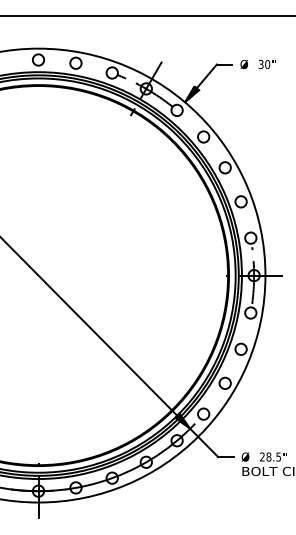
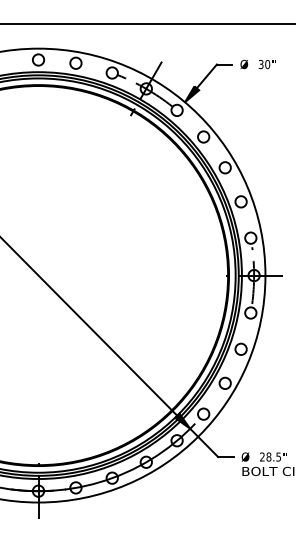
line position: (147, 16) -> (147, 24) (147, 24)
